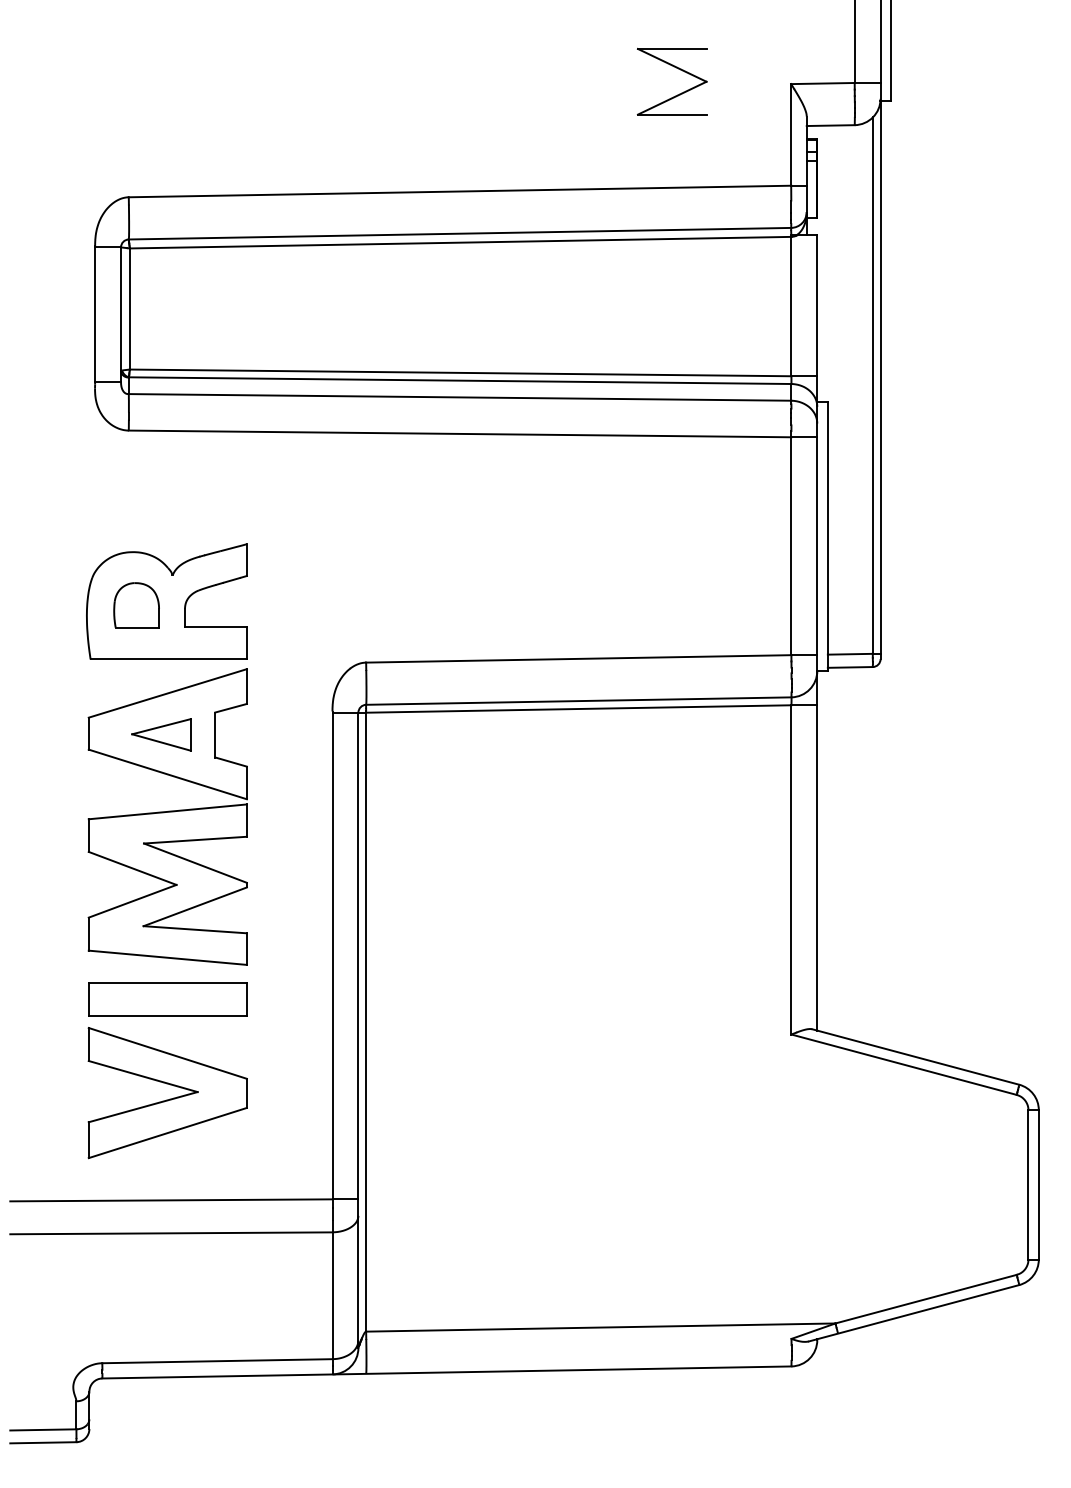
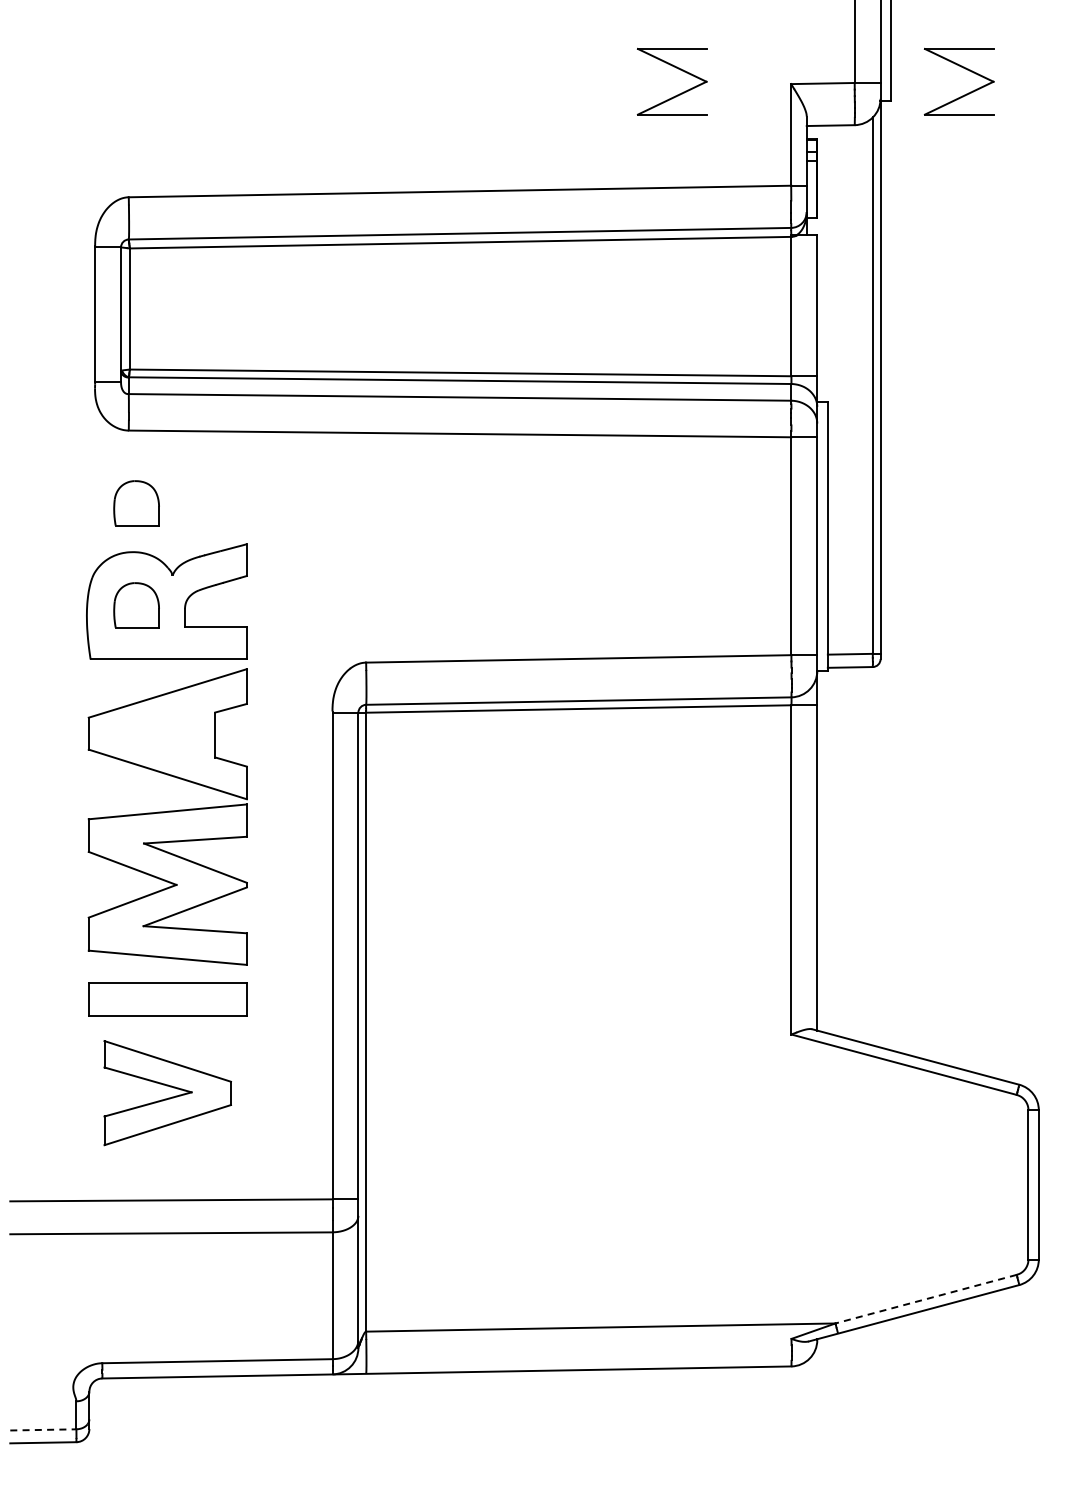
part: none -> present (965, 69)
part: none -> present (136, 503)
part: present -> none (161, 734)
part size: 161x133 px -> 129x107 px (167, 1093)
line: solid -> dashed (926, 1299)
line: solid -> dashed (43, 1429)
